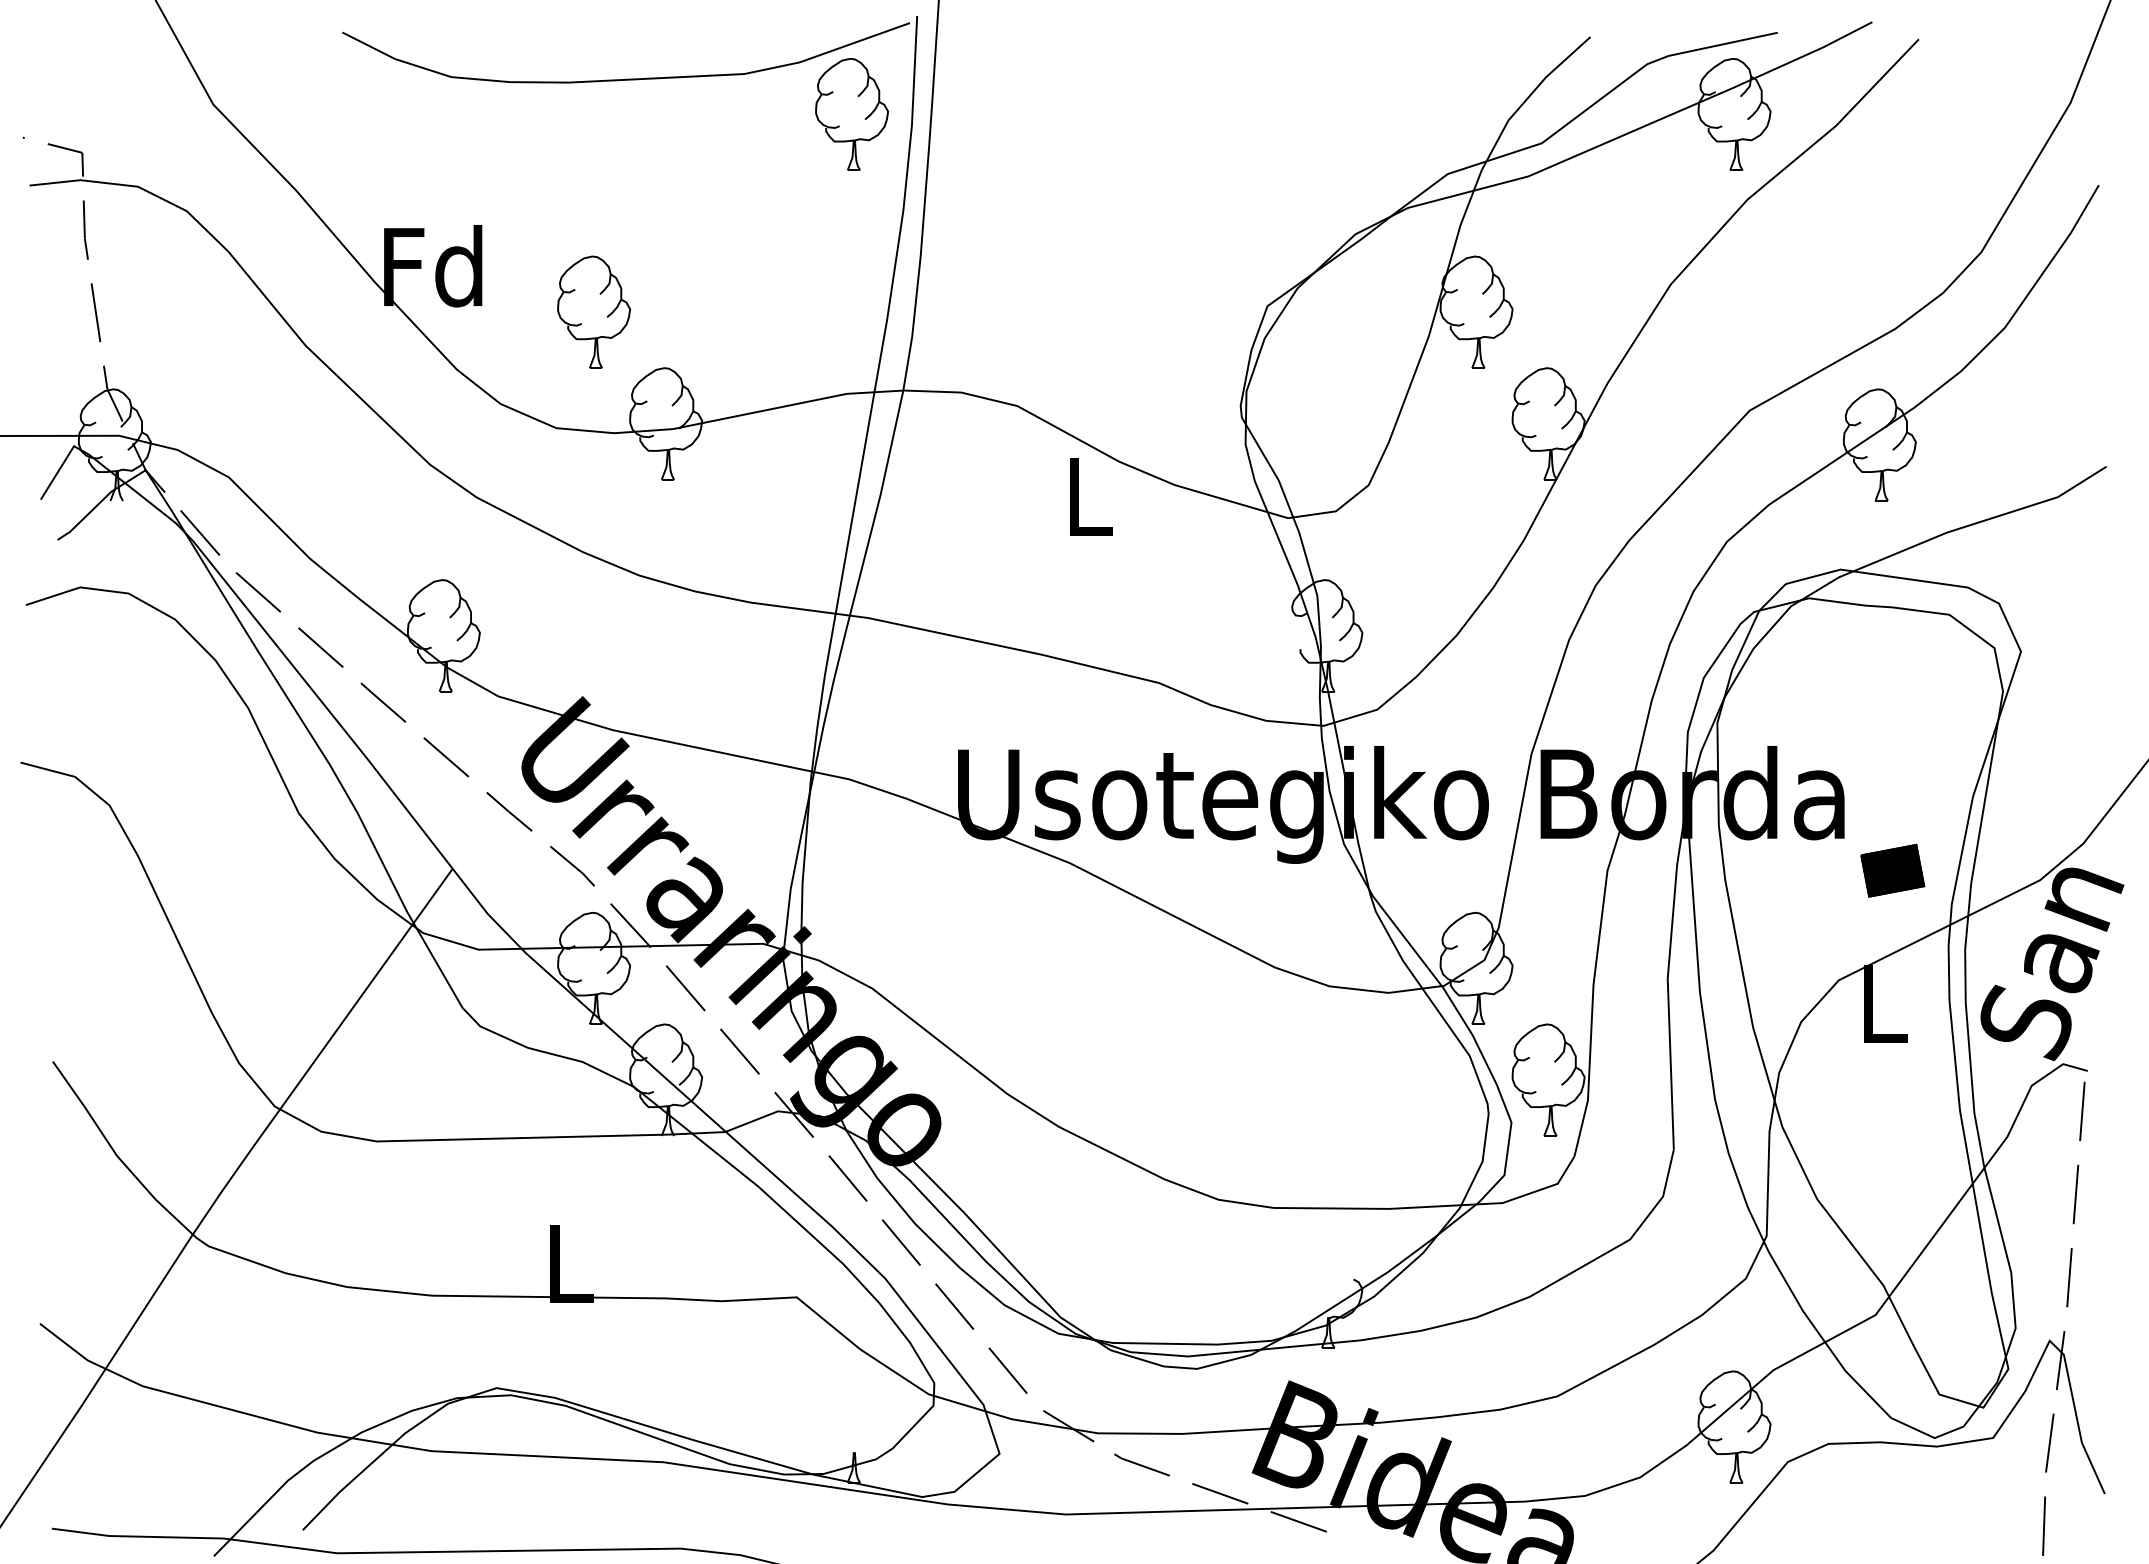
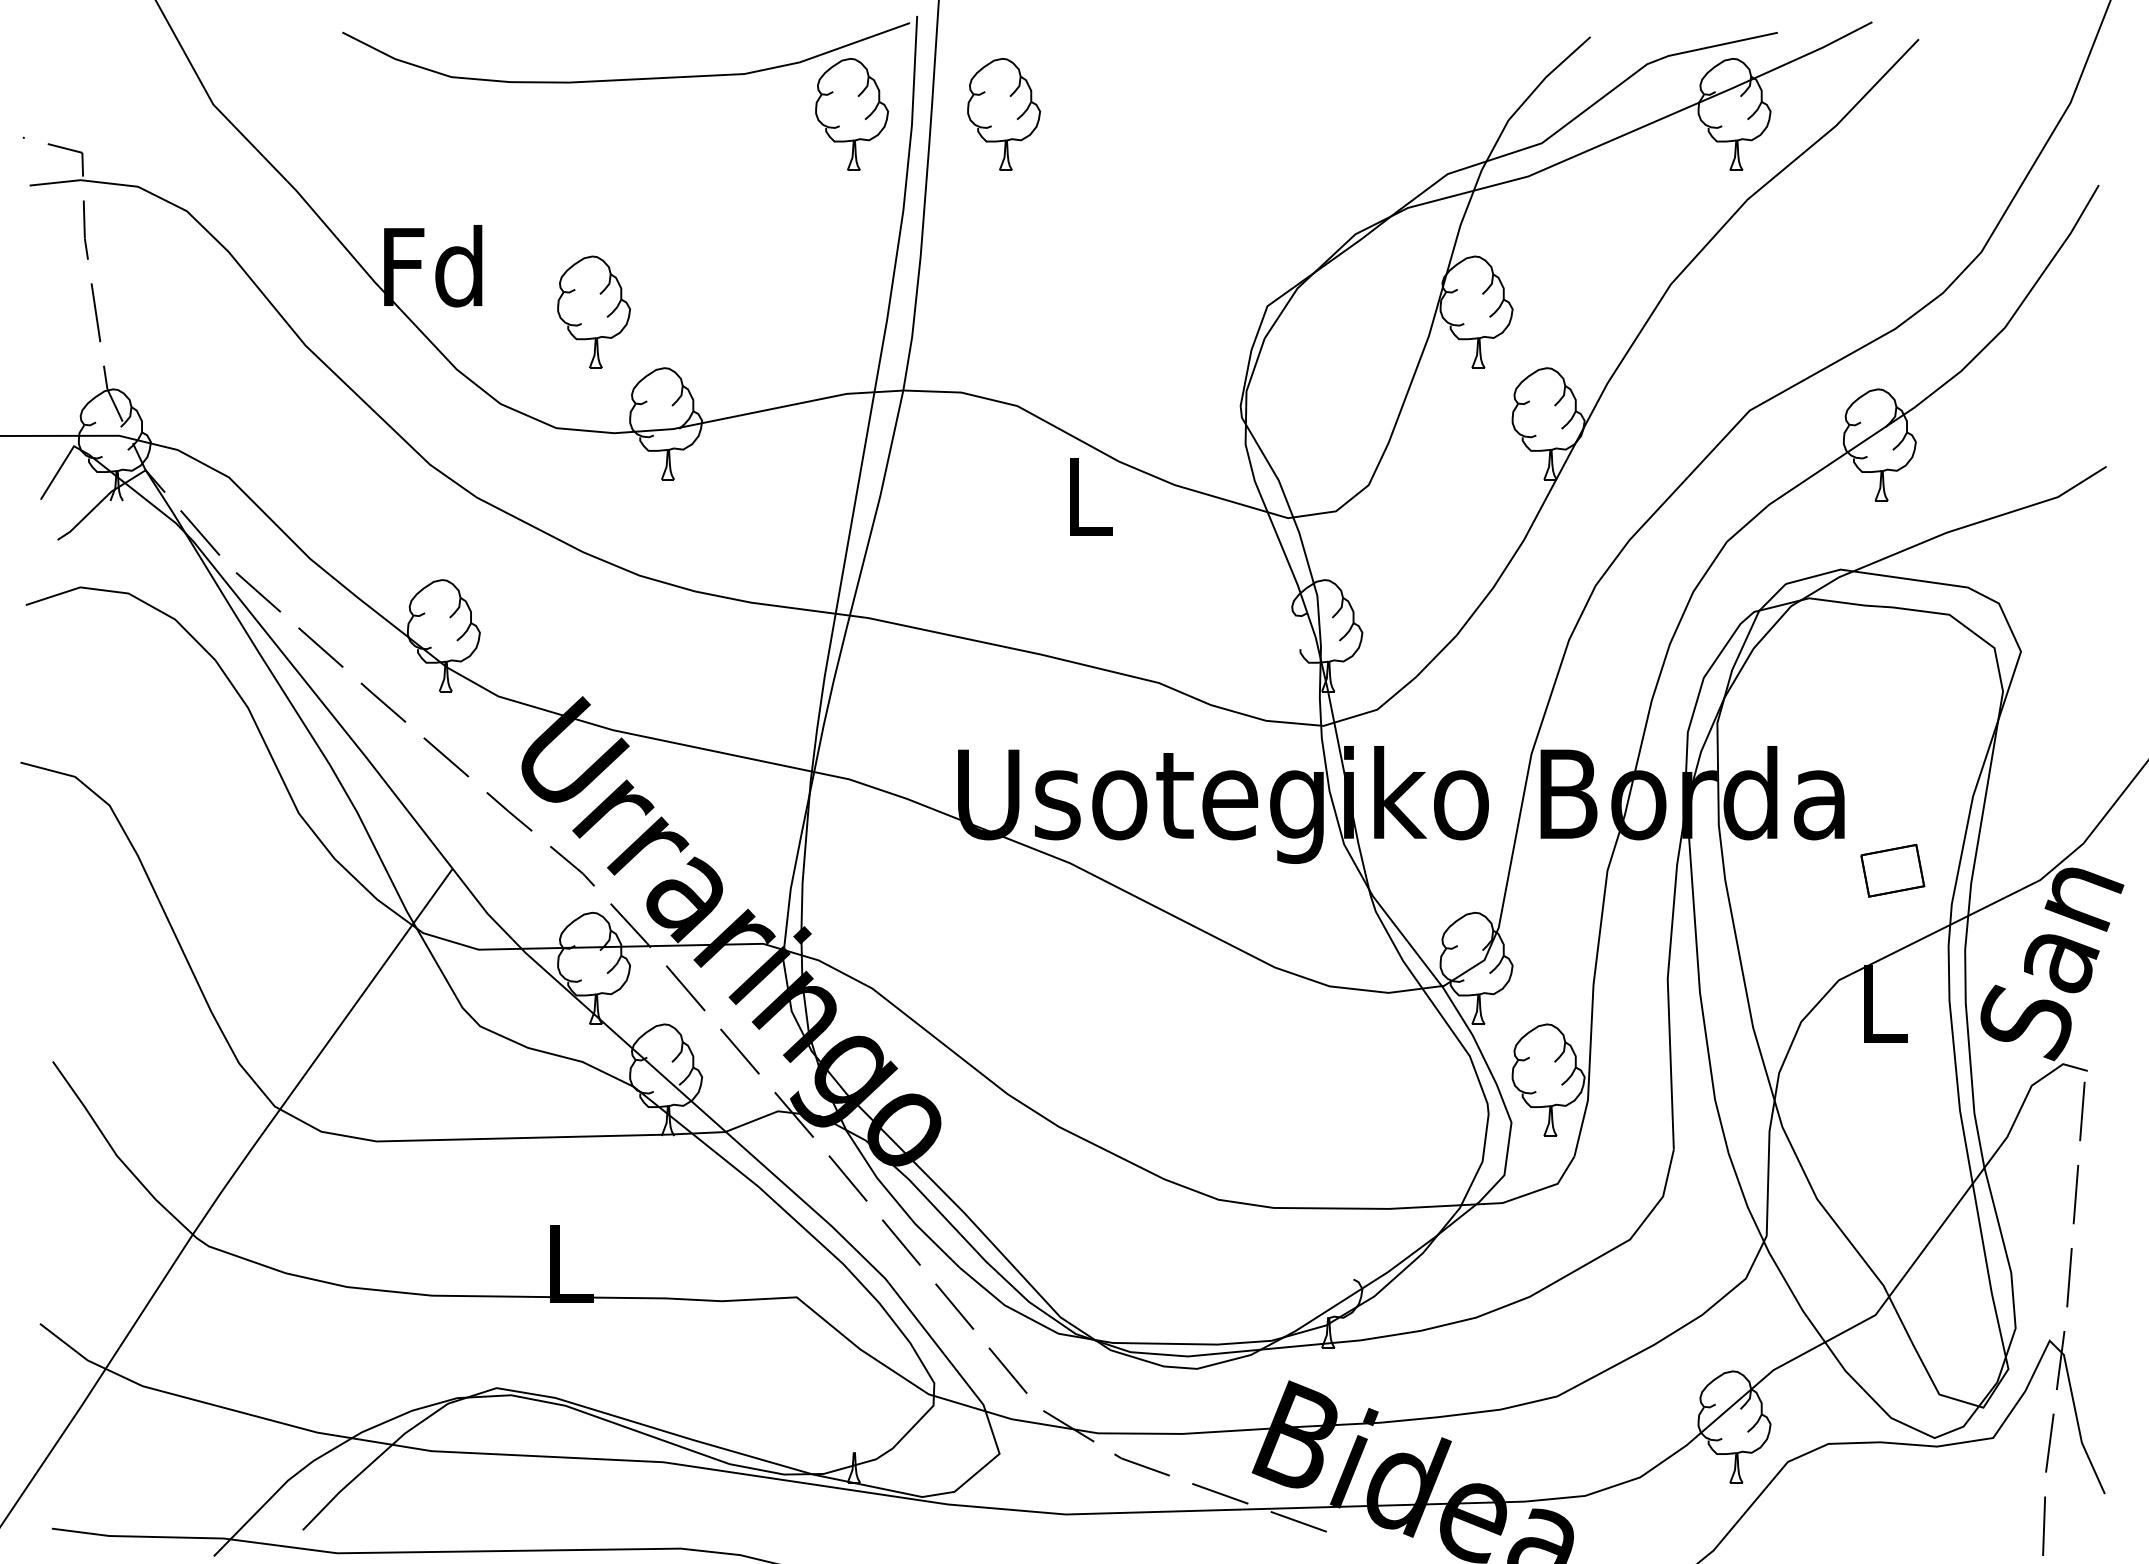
part: none -> present (1003, 114)
fill: present -> none (1892, 870)
